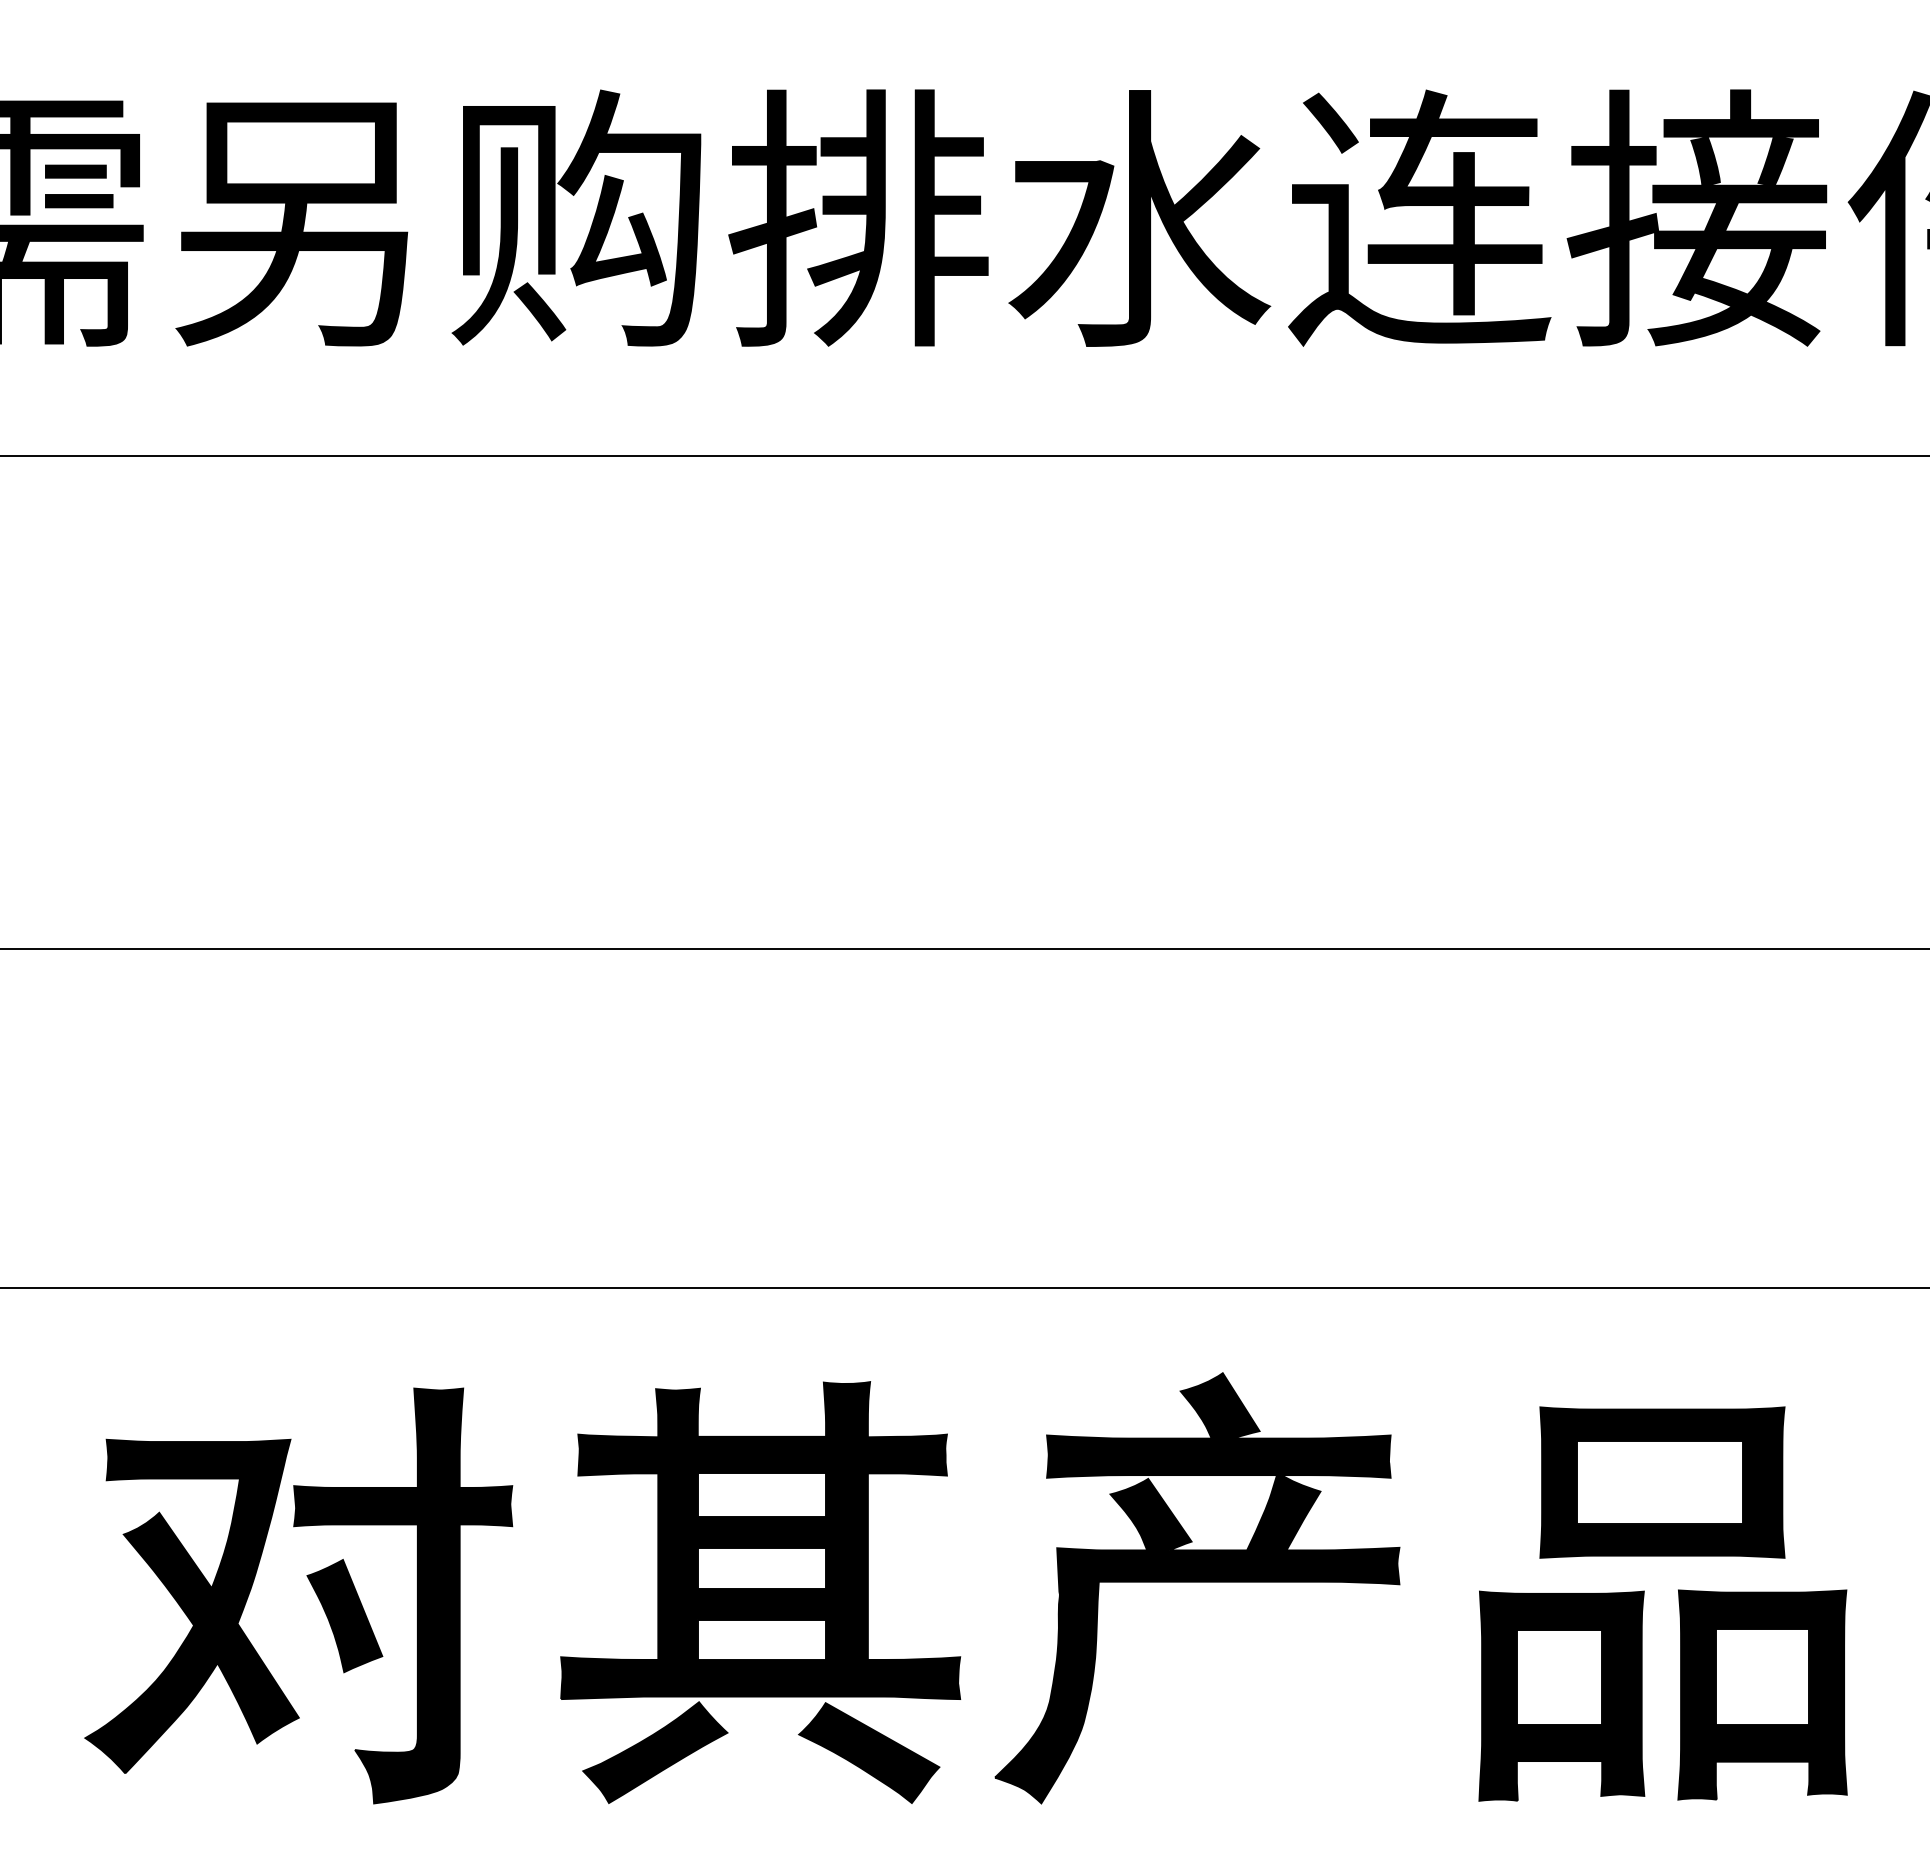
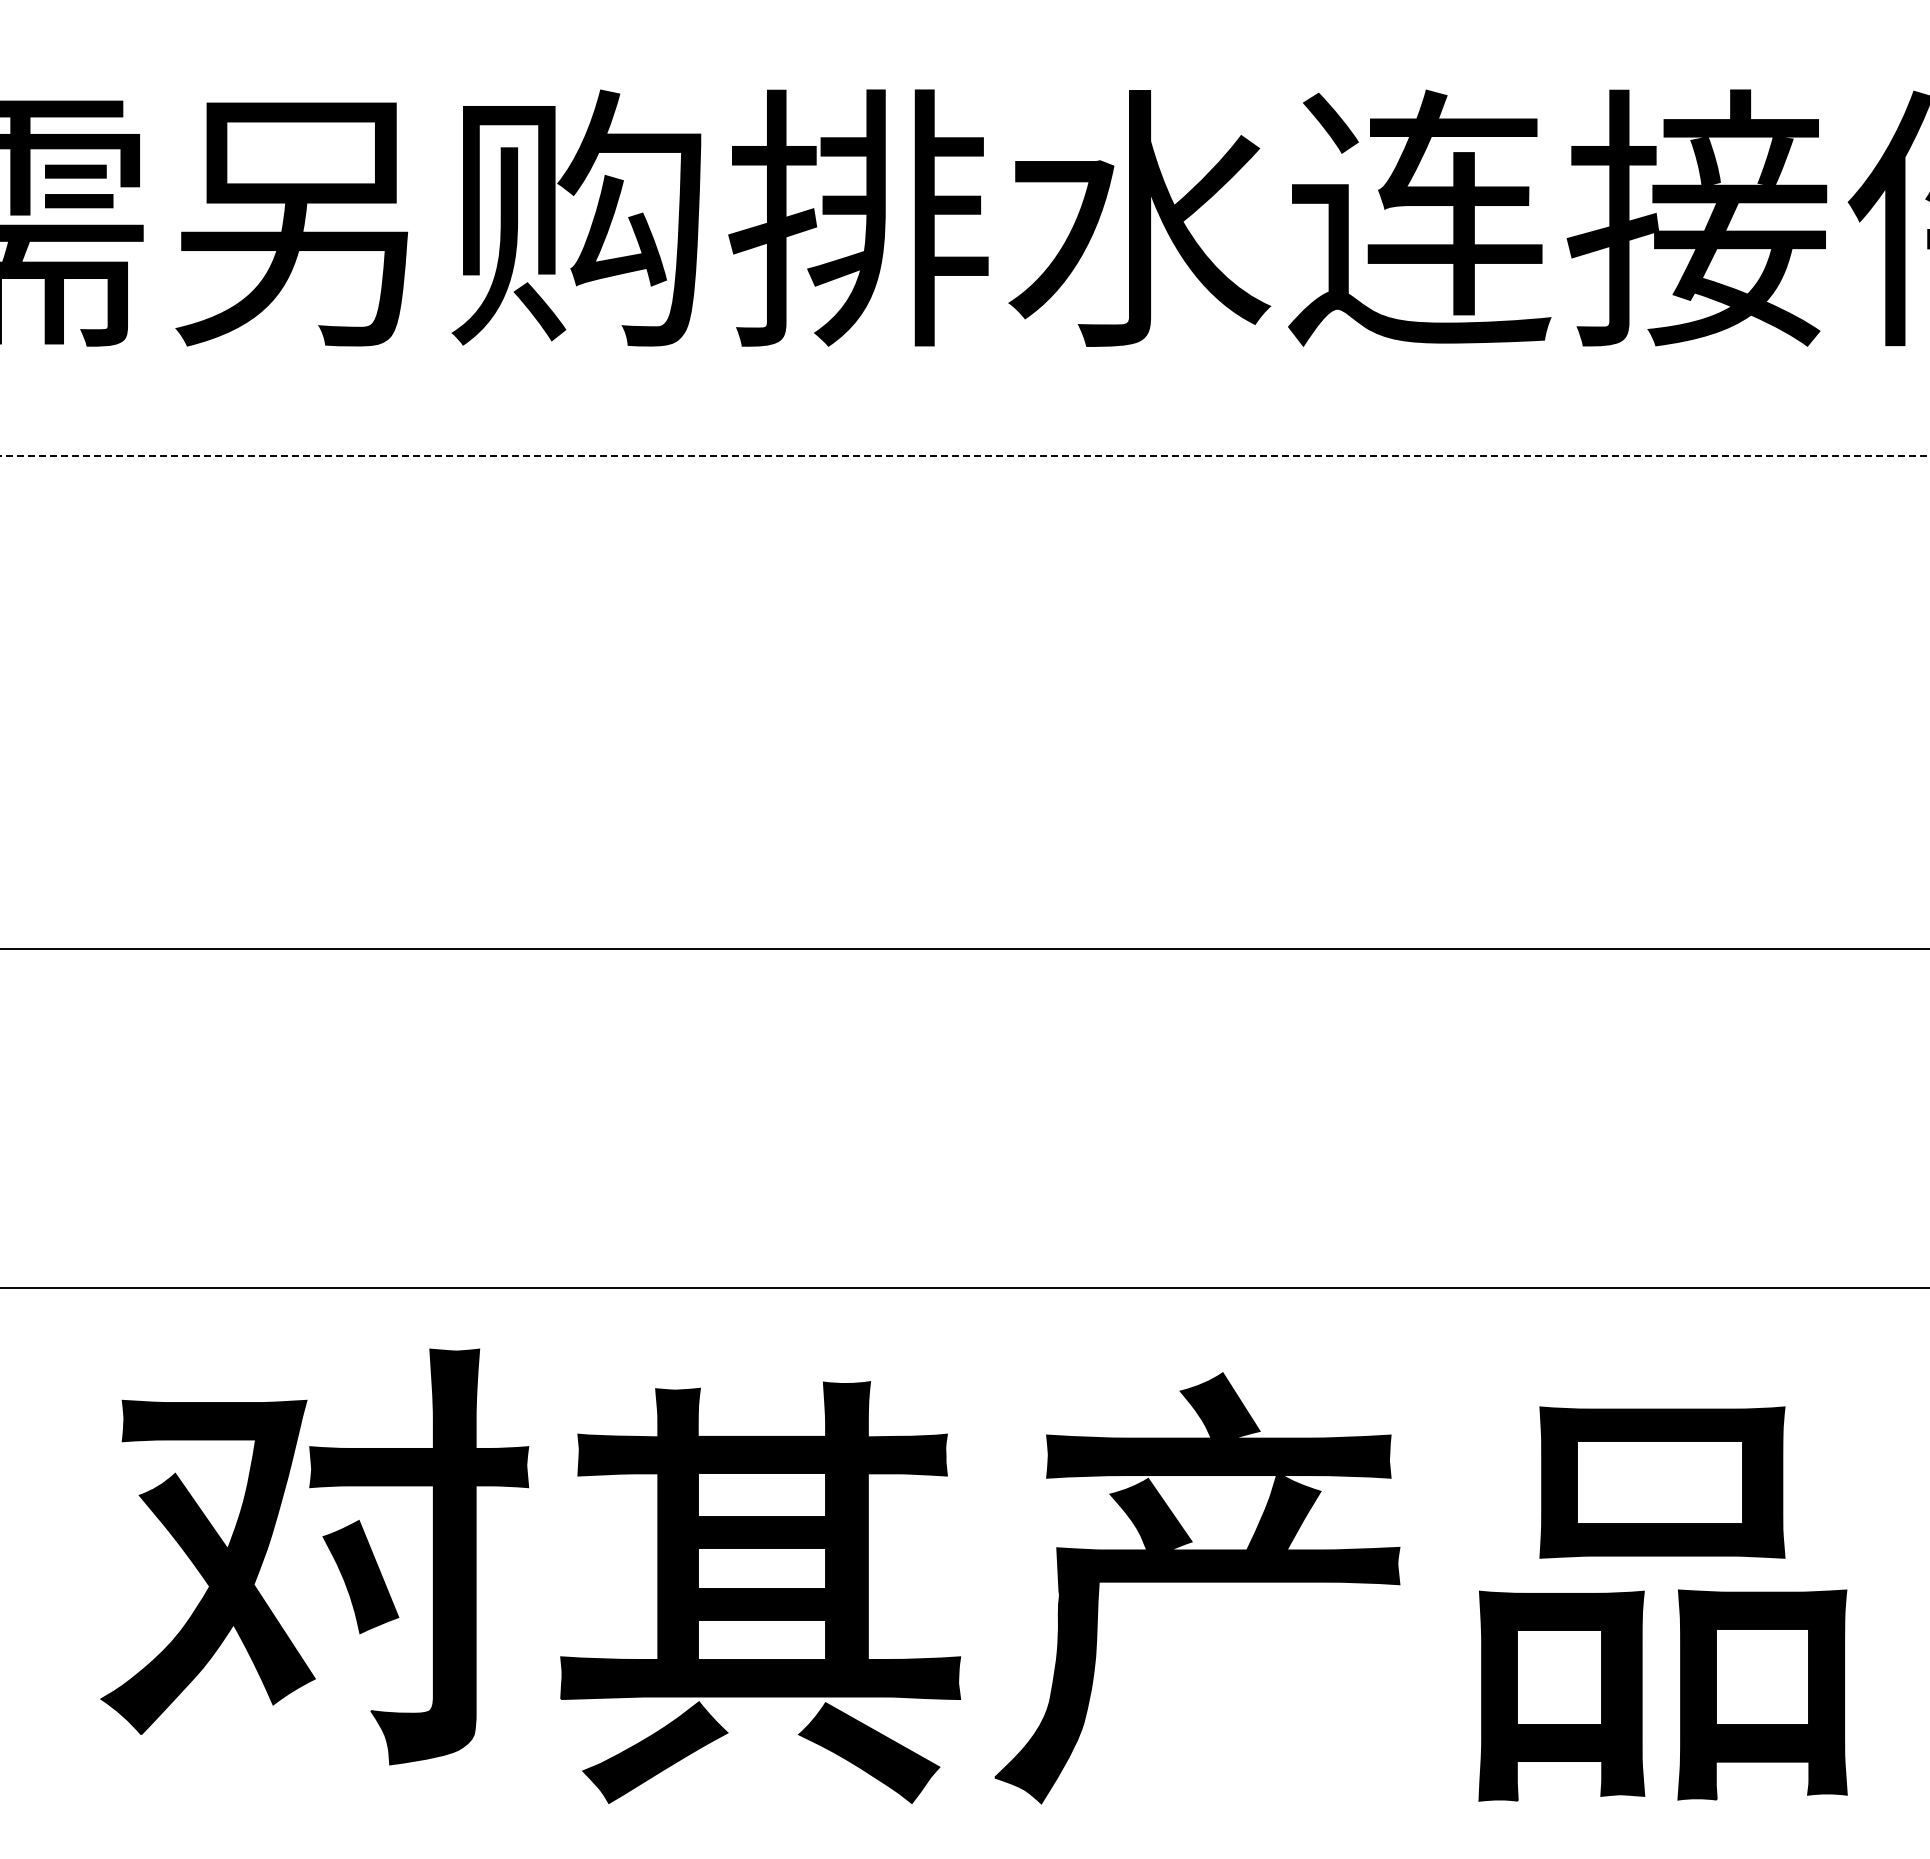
line: solid -> dashed (964, 455)
part position: (312, 1587) -> (328, 1548) (328, 1548)
